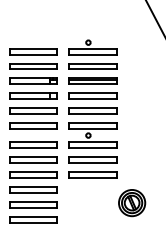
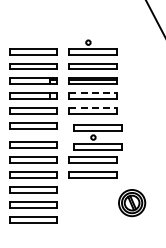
line: solid -> dashed (93, 93)
line: solid -> dashed (93, 108)
part position: (92, 135) -> (97, 137) (97, 137)
